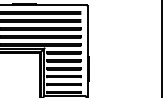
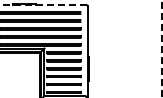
line: solid -> dashed (43, 5)
line: solid -> dashed (162, 48)
